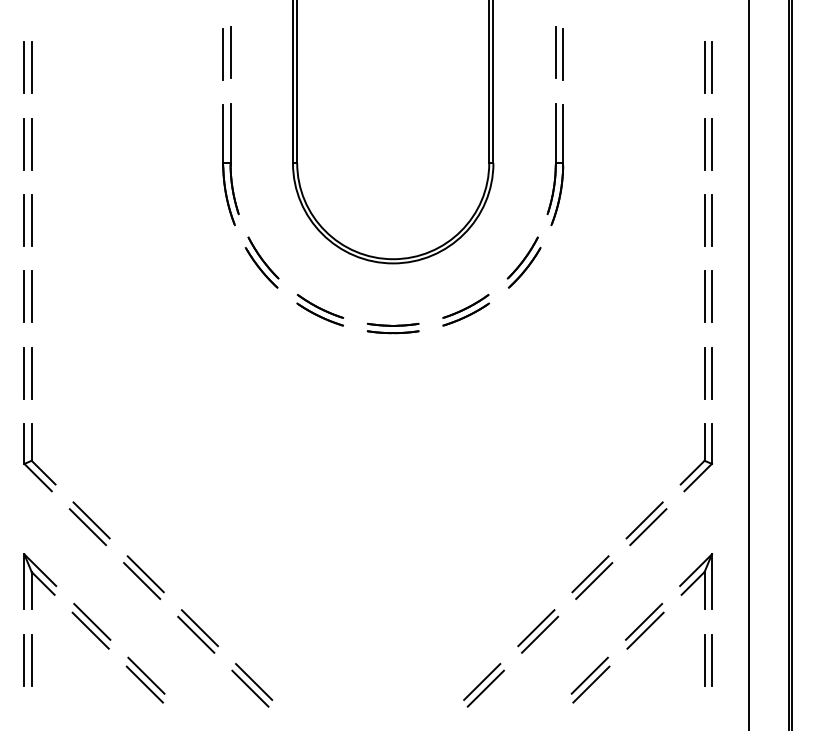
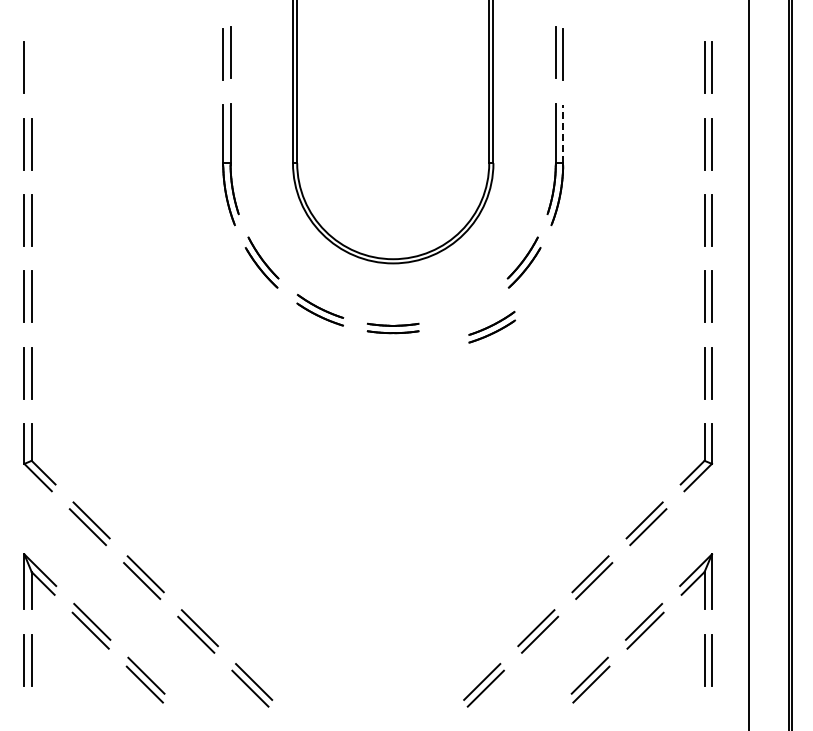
line: present -> none (31, 67)
line: solid -> dashed (563, 134)
part position: (466, 309) -> (492, 326) (492, 326)
